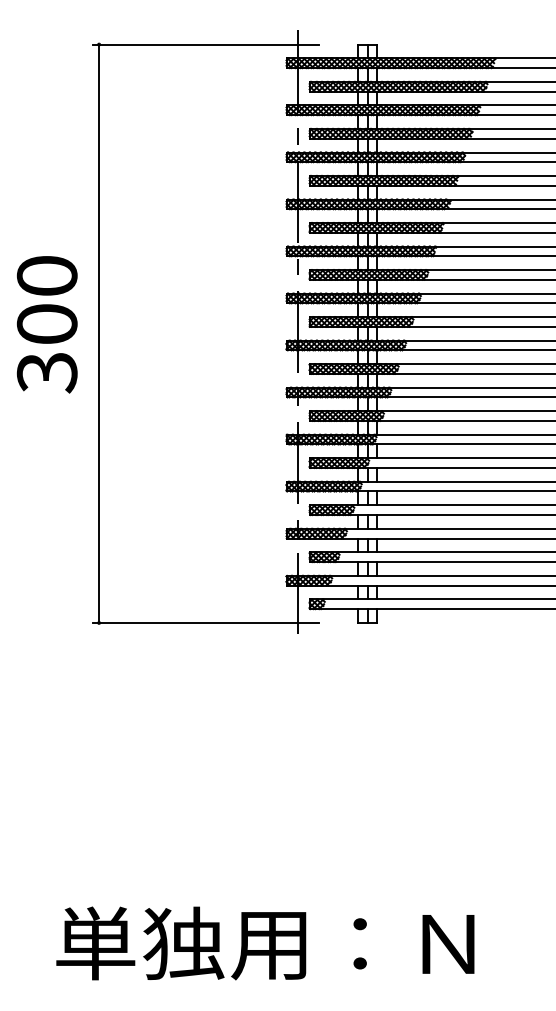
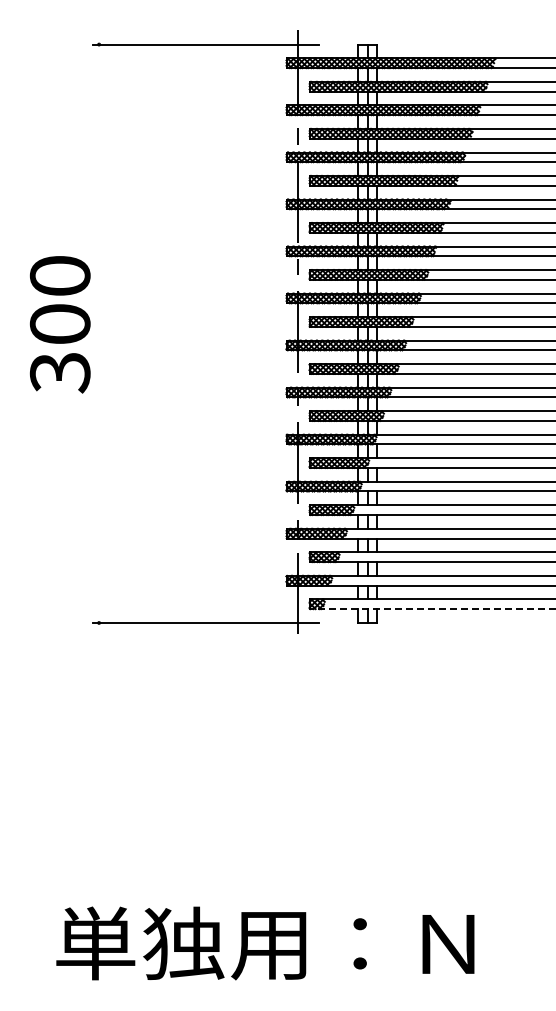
text position: (46, 324) -> (59, 324) (59, 324)
line: present -> none (99, 333)
line: solid -> dashed (432, 609)
